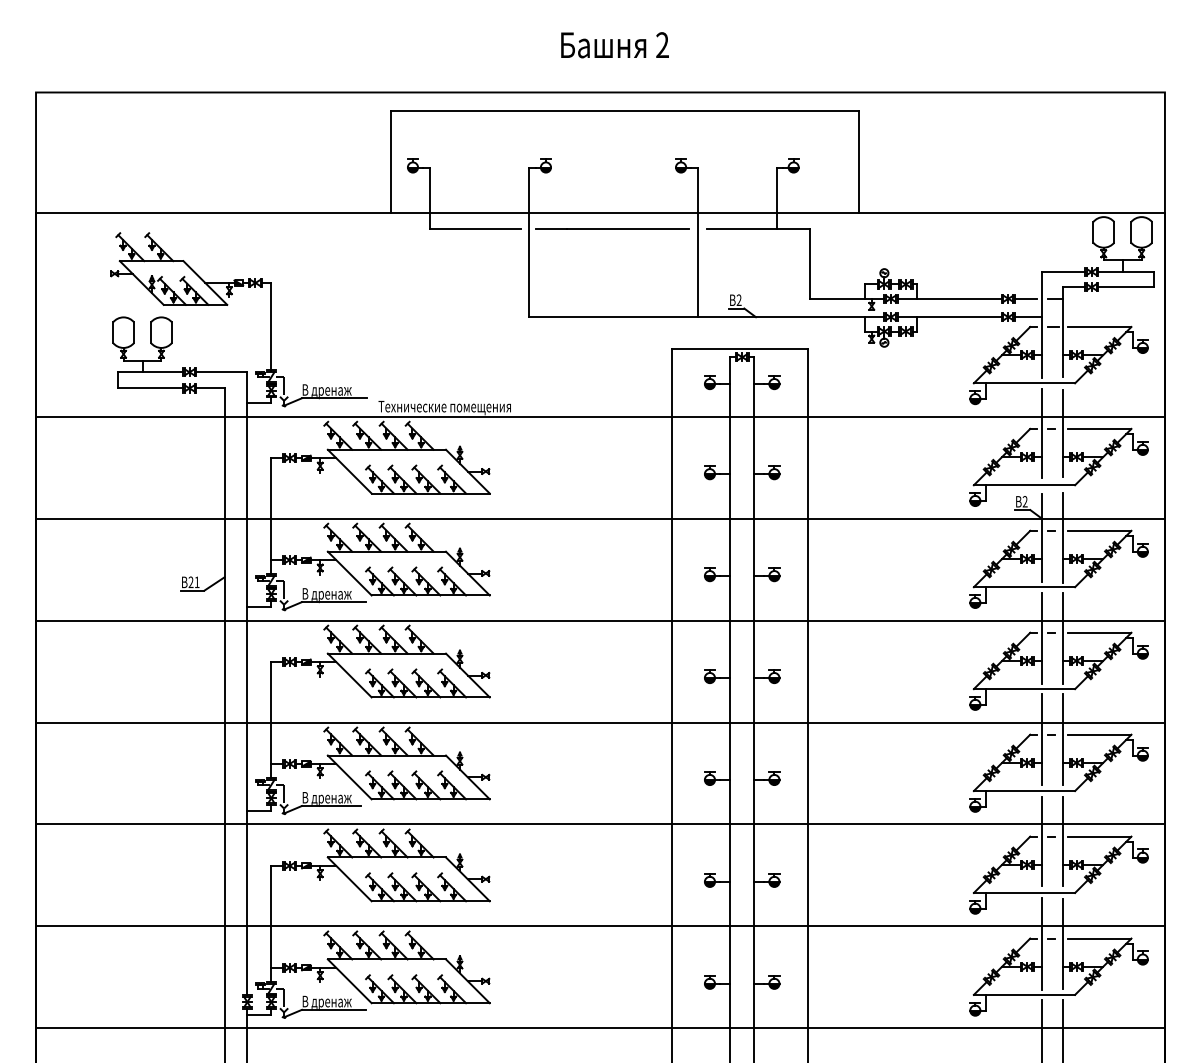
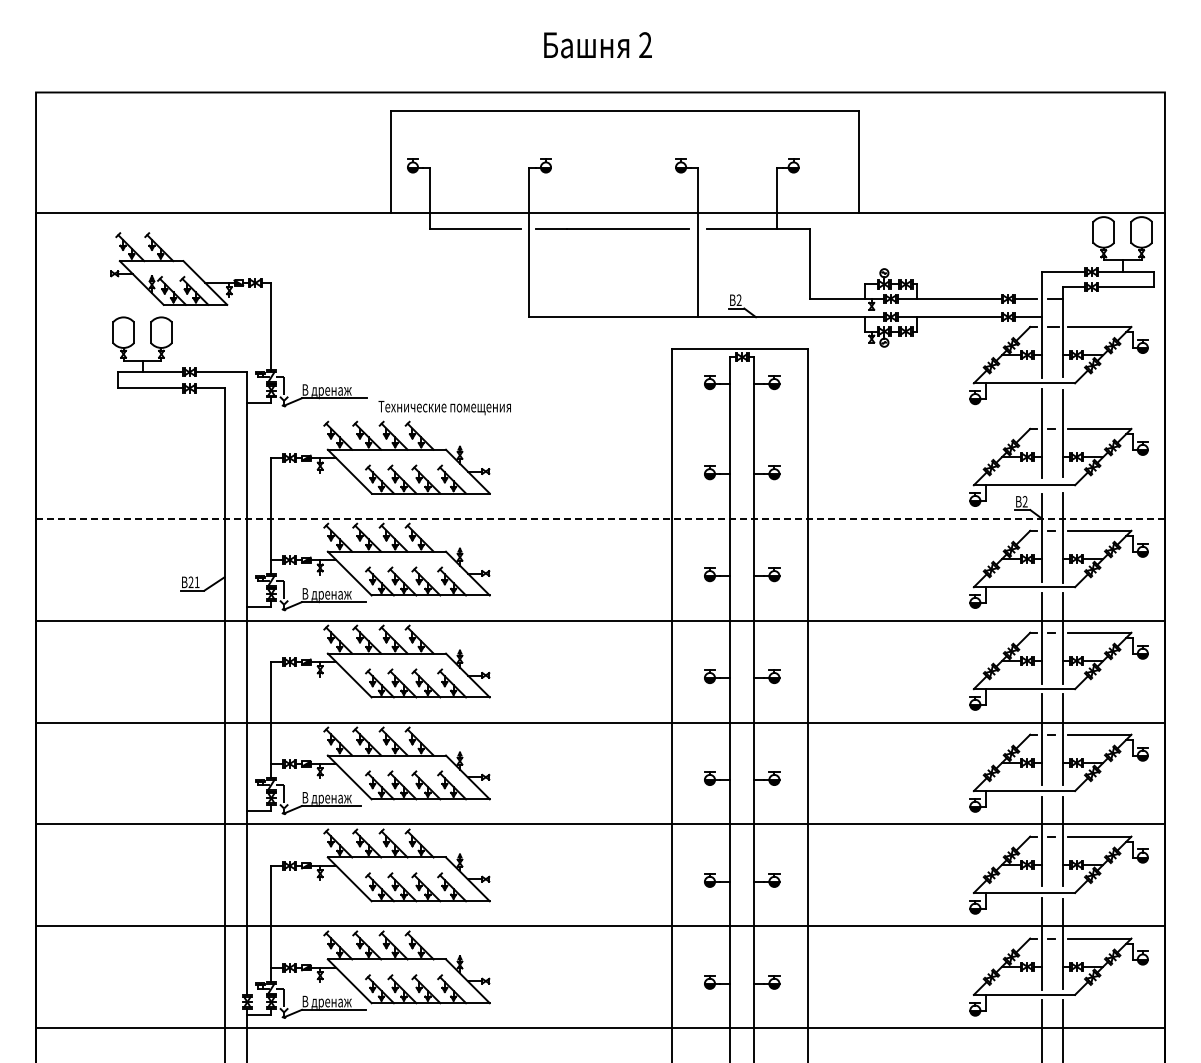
text position: (614, 45) -> (597, 45) (597, 45)
line: present -> none (600, 416)
line: solid -> dashed (600, 518)
